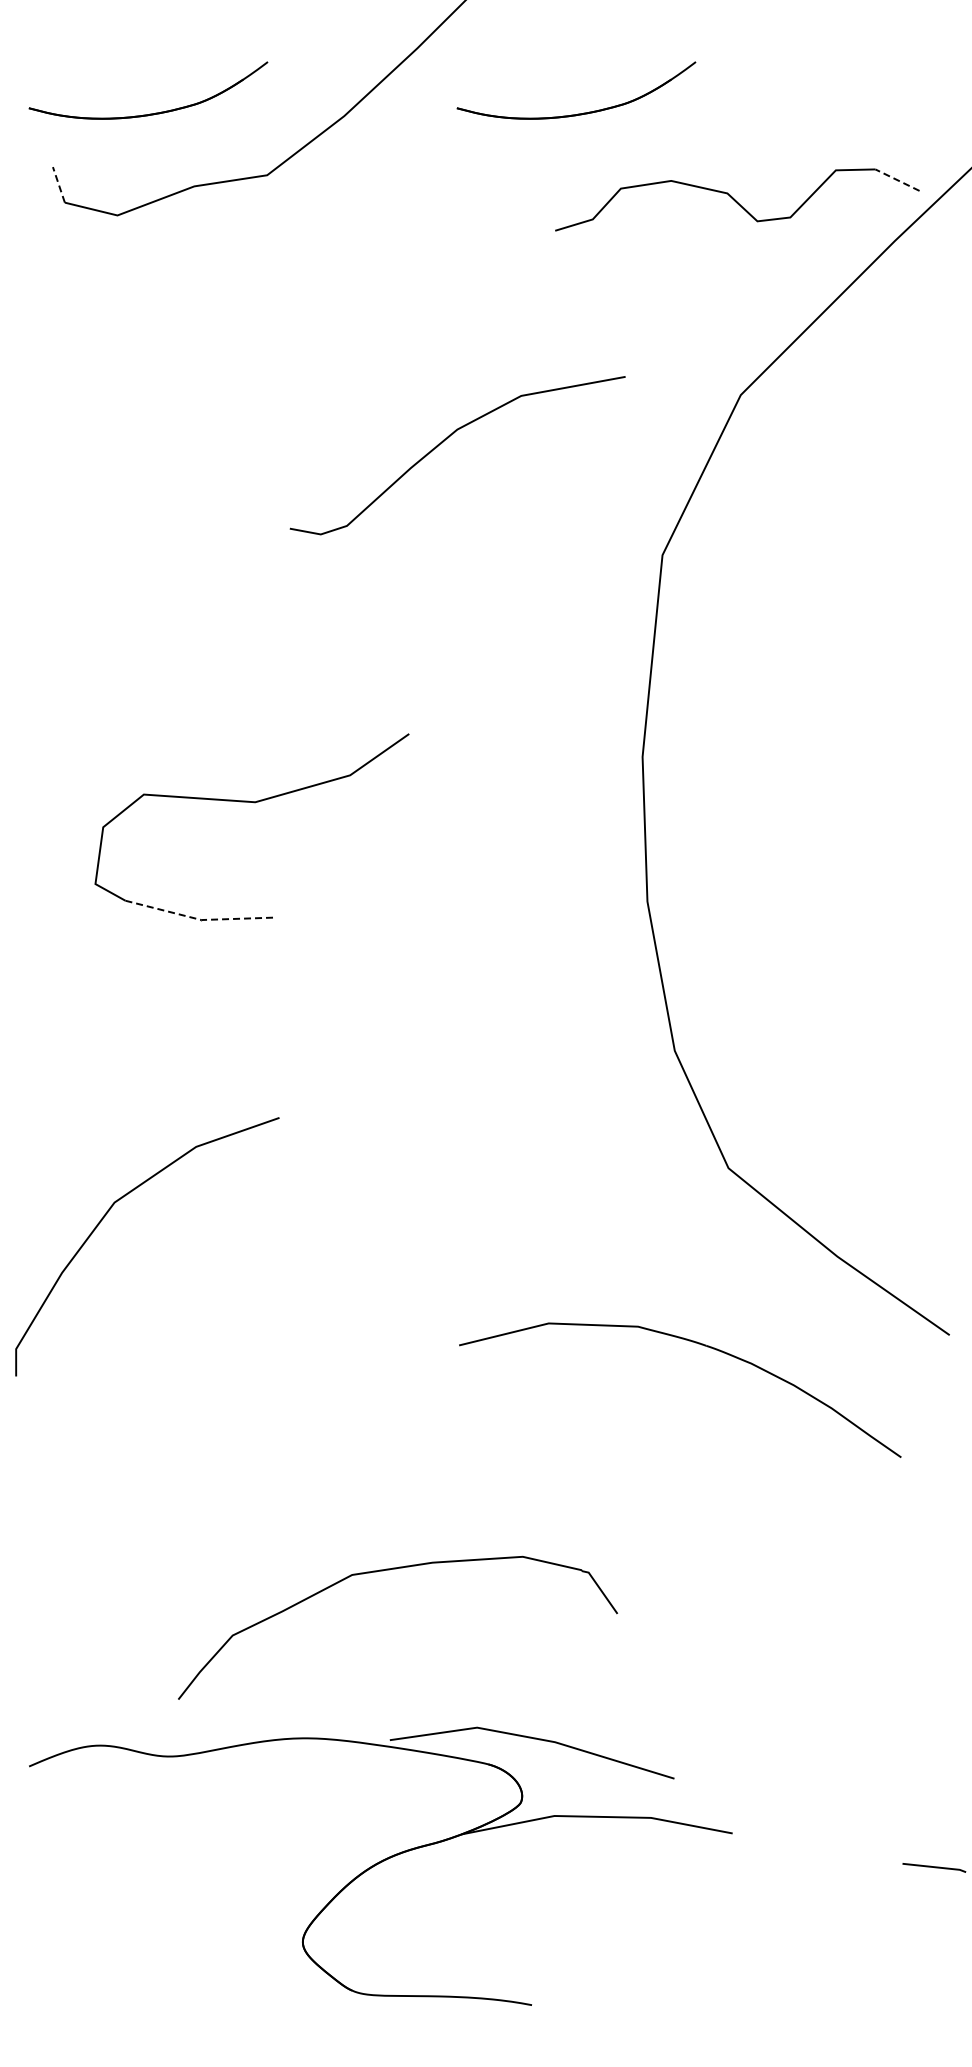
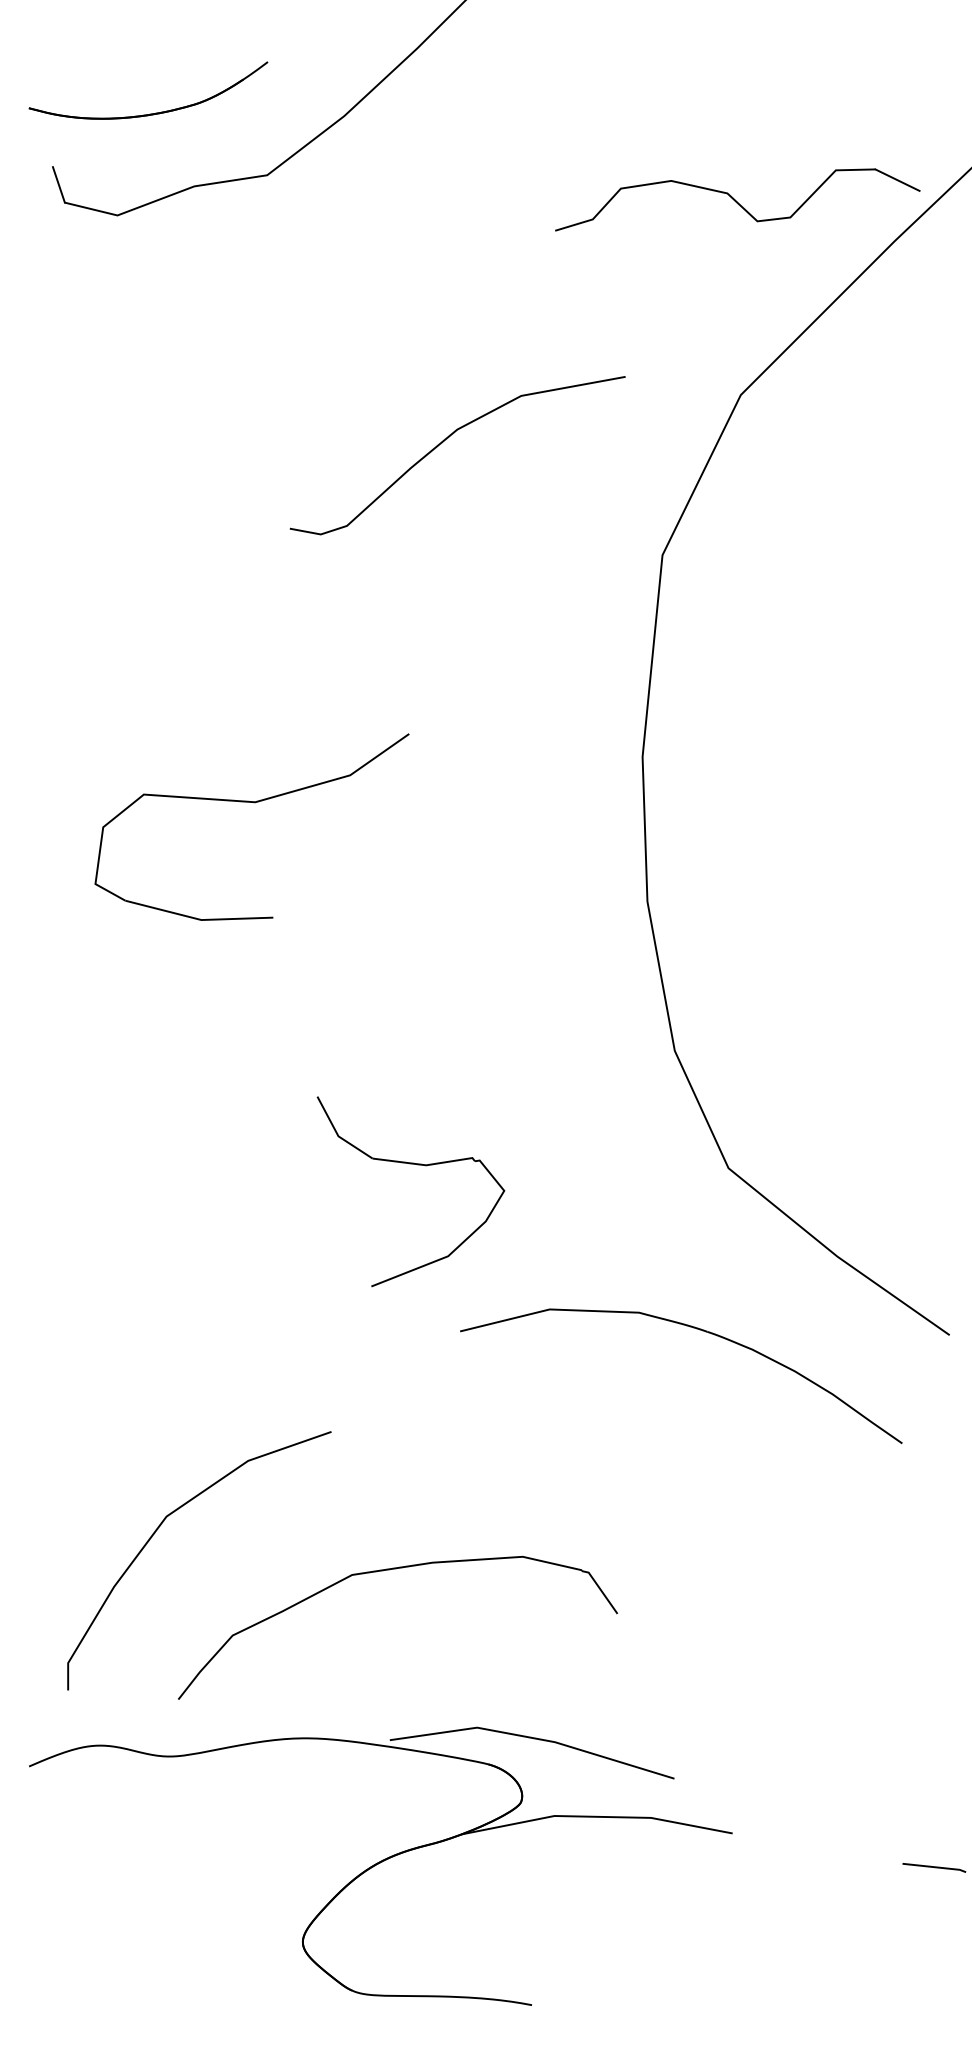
part: present -> none (577, 113)
line: dashed -> solid (897, 180)
line: dashed -> solid (58, 184)
line: dashed -> solid (199, 919)
part: none -> present (417, 1165)
curve position: (106, 1215) -> (158, 1529) (158, 1529)
part position: (695, 1343) -> (696, 1329) (696, 1329)
